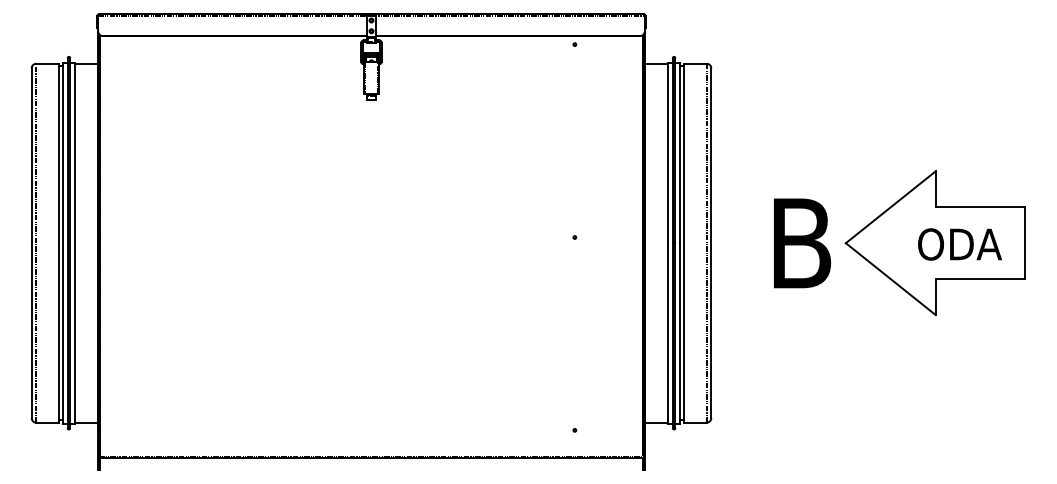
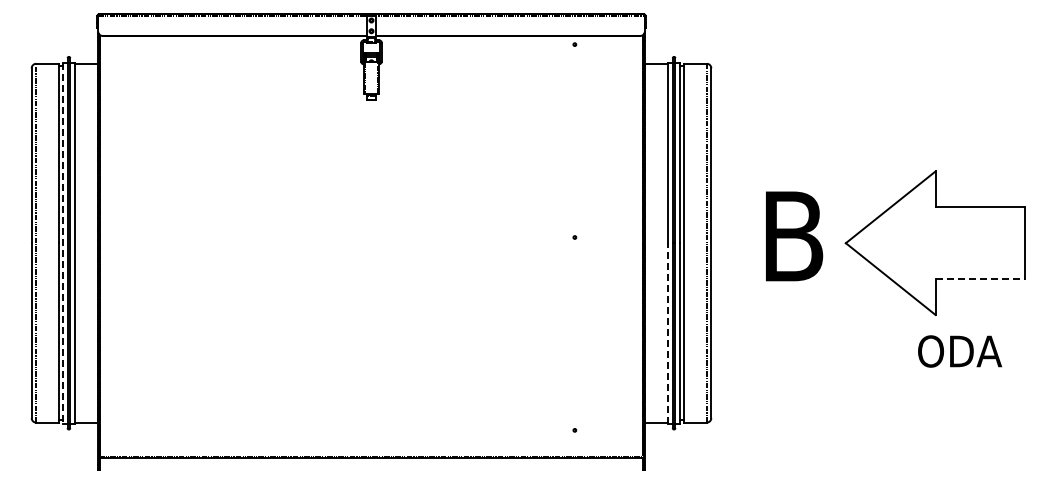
line: solid -> dashed (63, 243)
text position: (802, 243) -> (794, 236) (794, 236)
text position: (959, 244) -> (959, 351) (959, 351)
line: solid -> dashed (980, 279)
line: solid -> dashed (668, 332)
